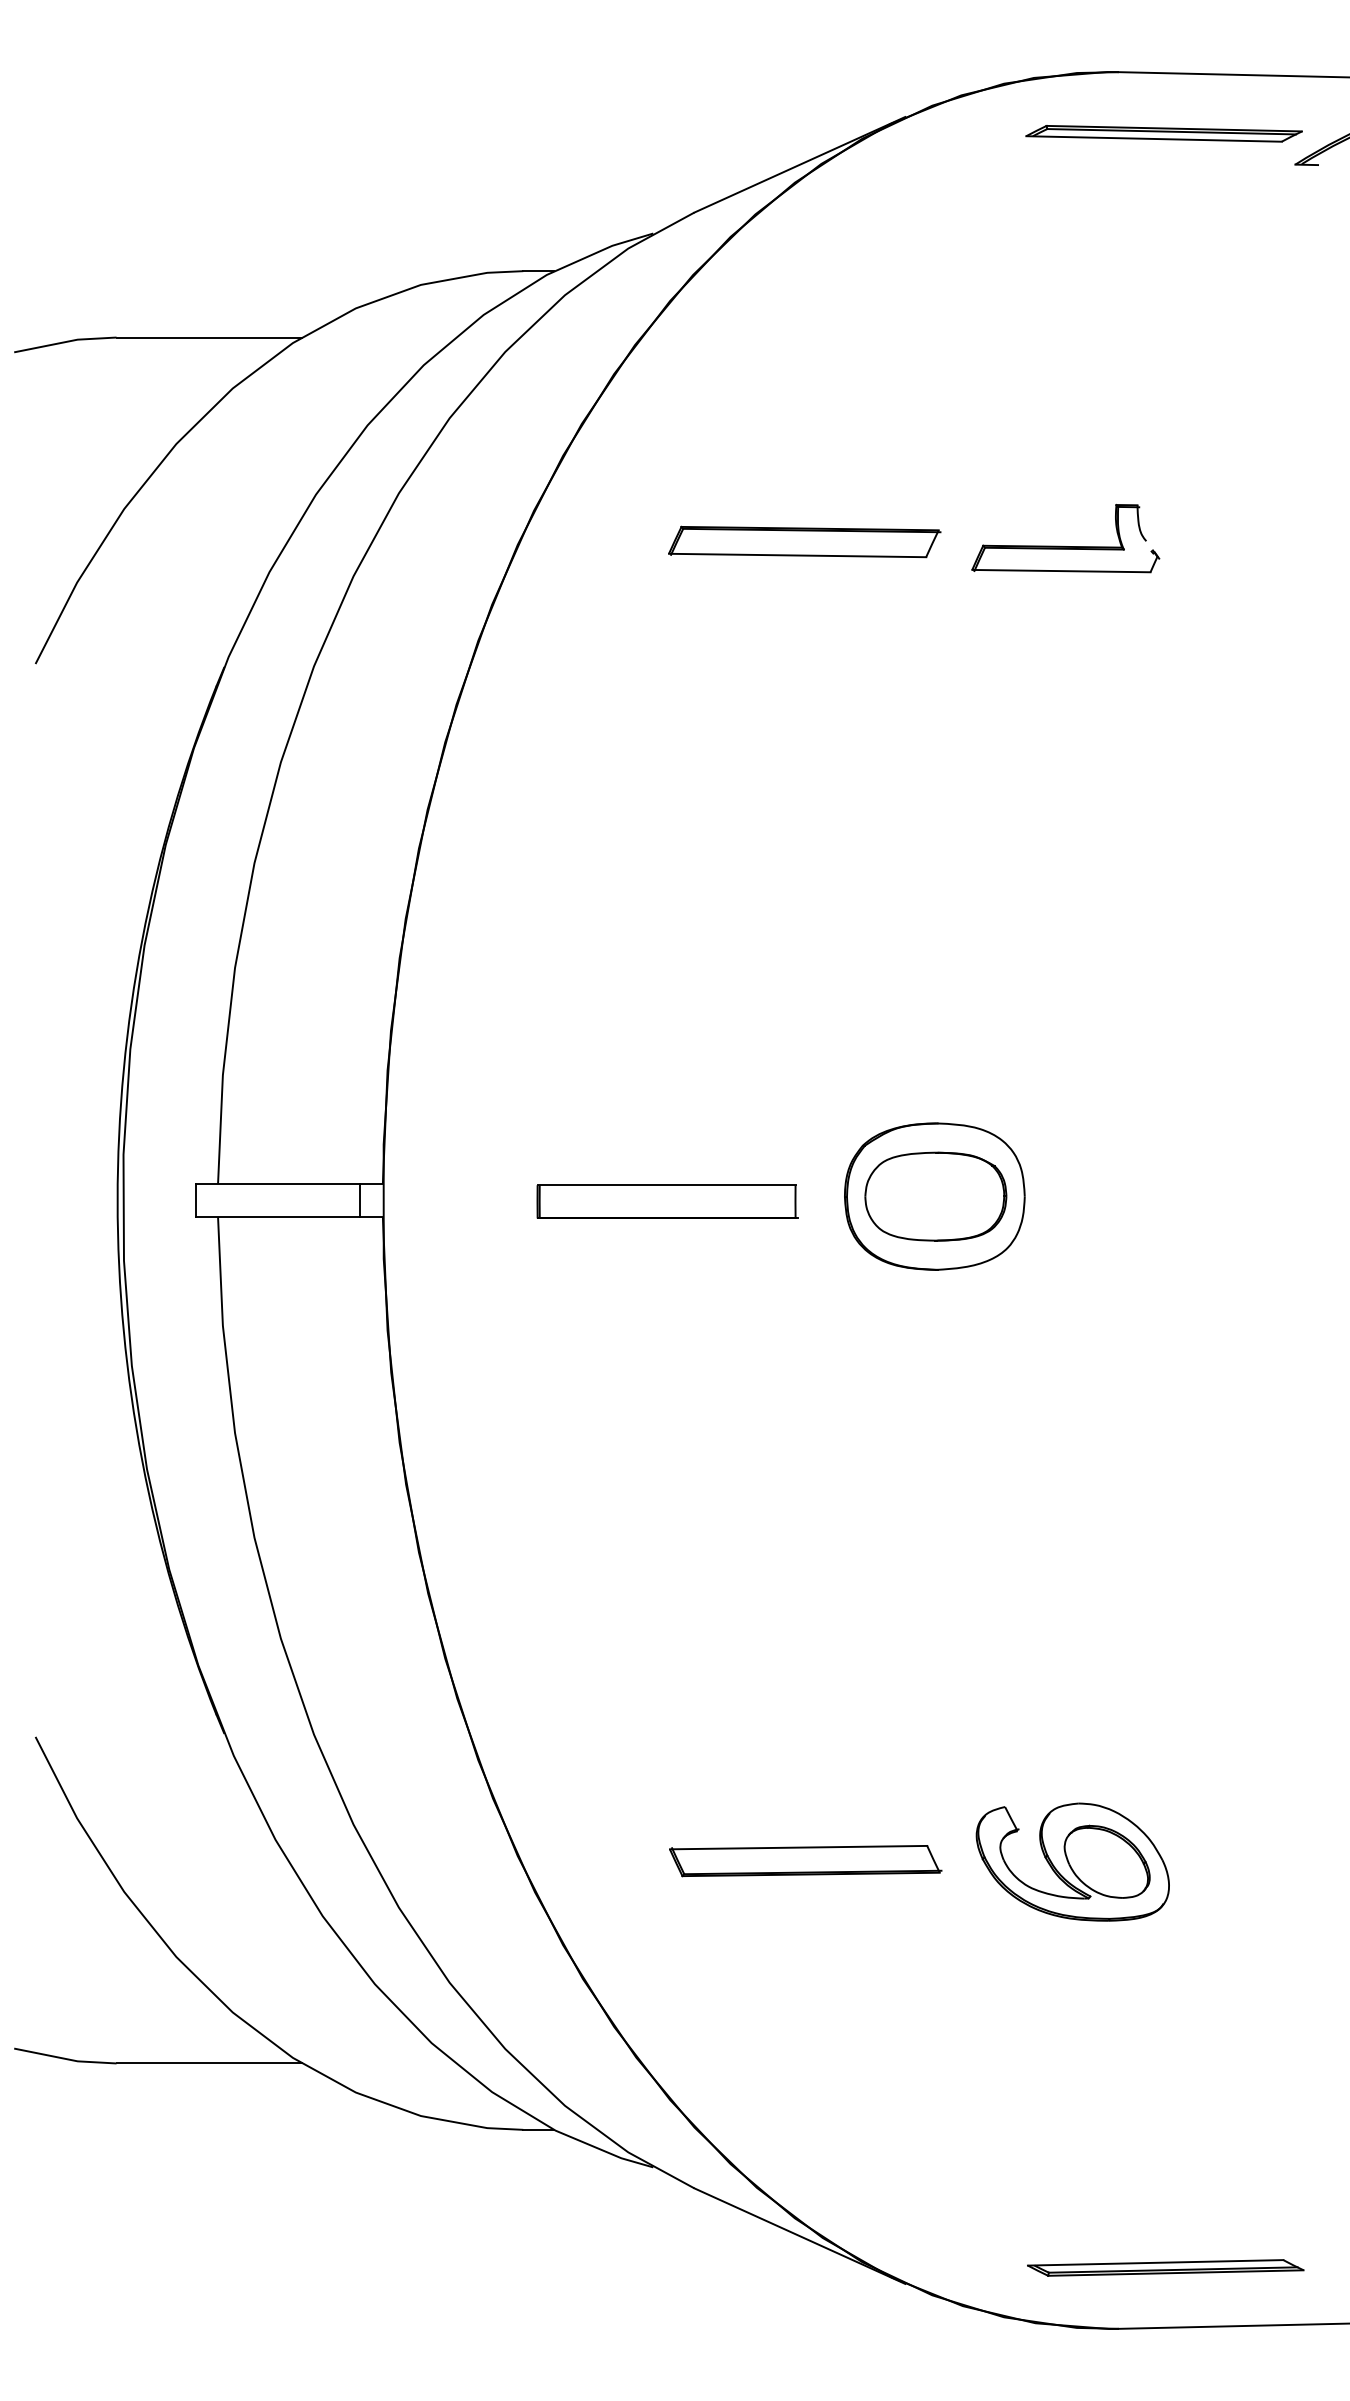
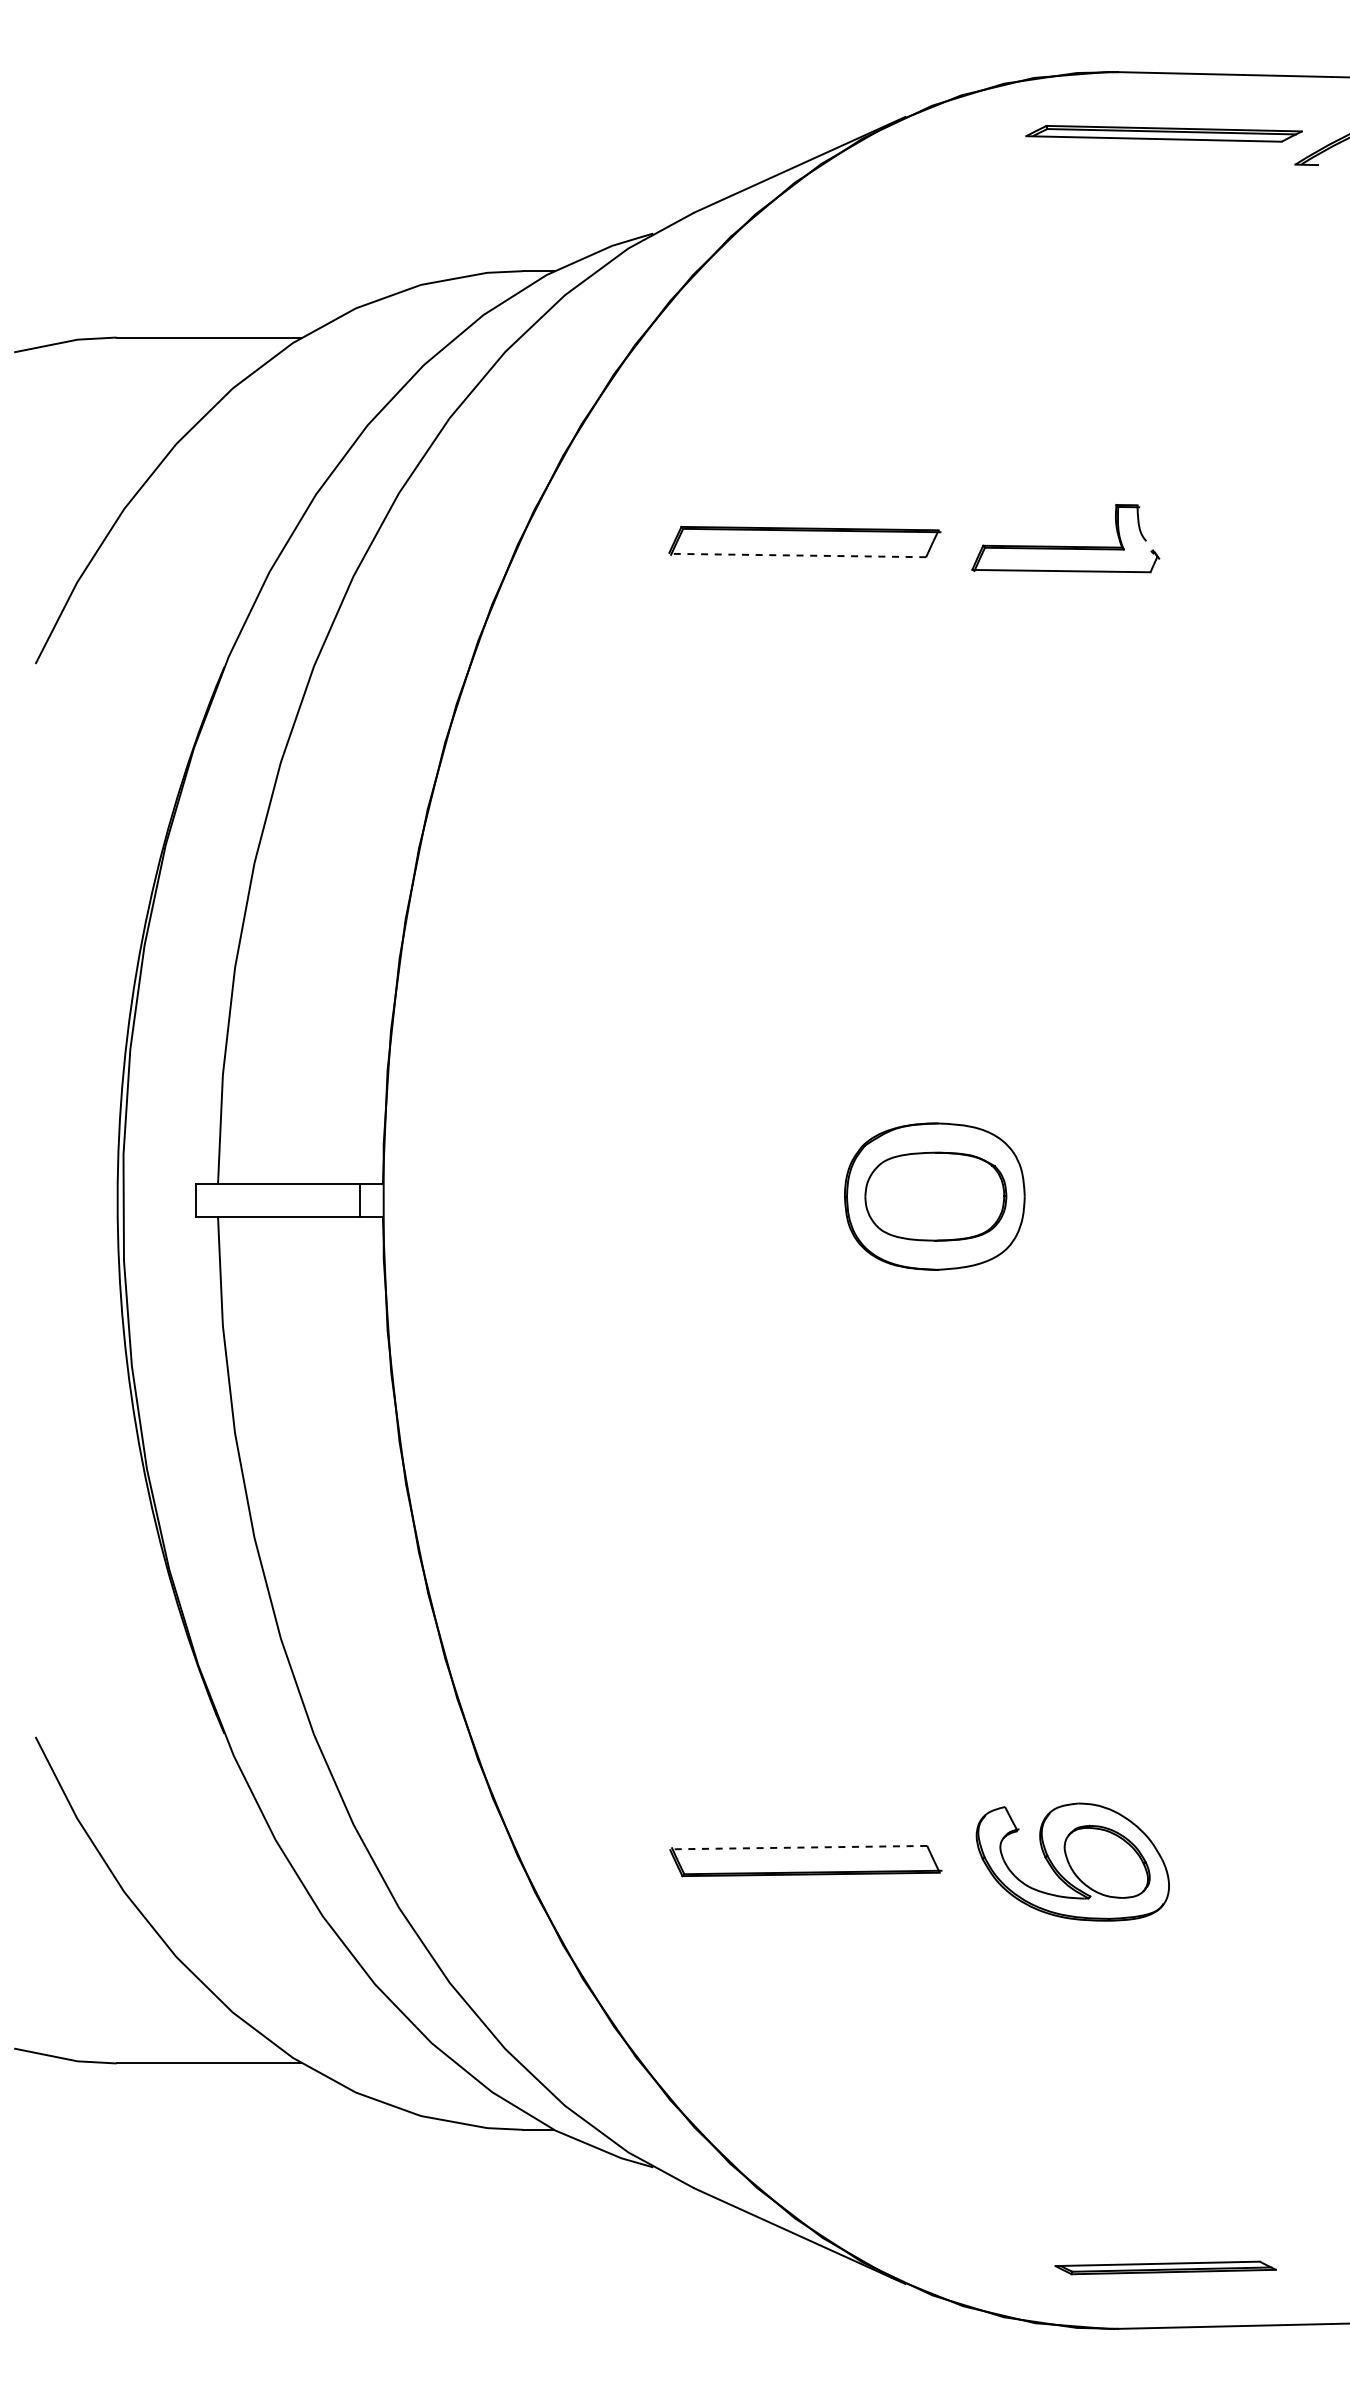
line: solid -> dashed (797, 555)
part: present -> none (667, 1201)
line: solid -> dashed (798, 1847)
part size: 278x18 px -> 223x16 px (1165, 2267)
